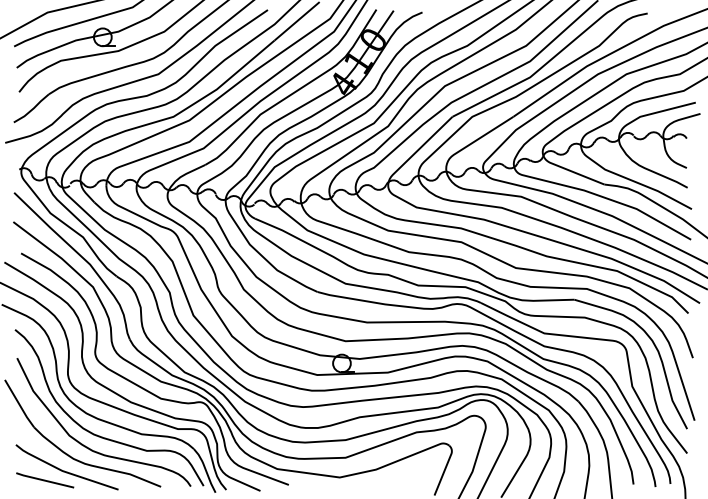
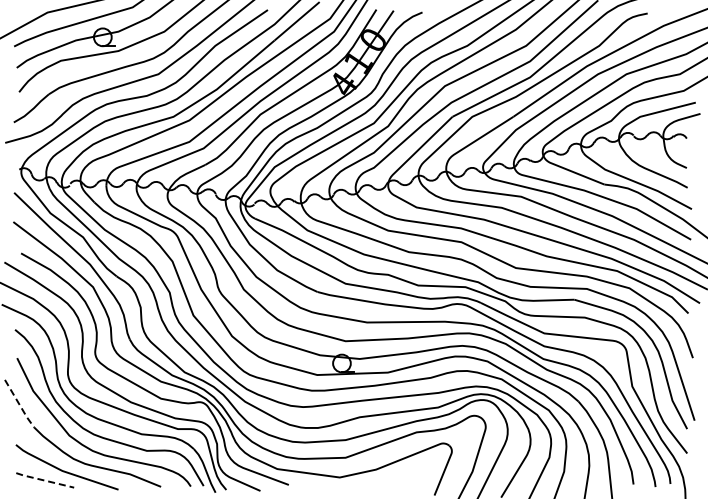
line: solid -> dashed (19, 404)
line: solid -> dashed (44, 480)
